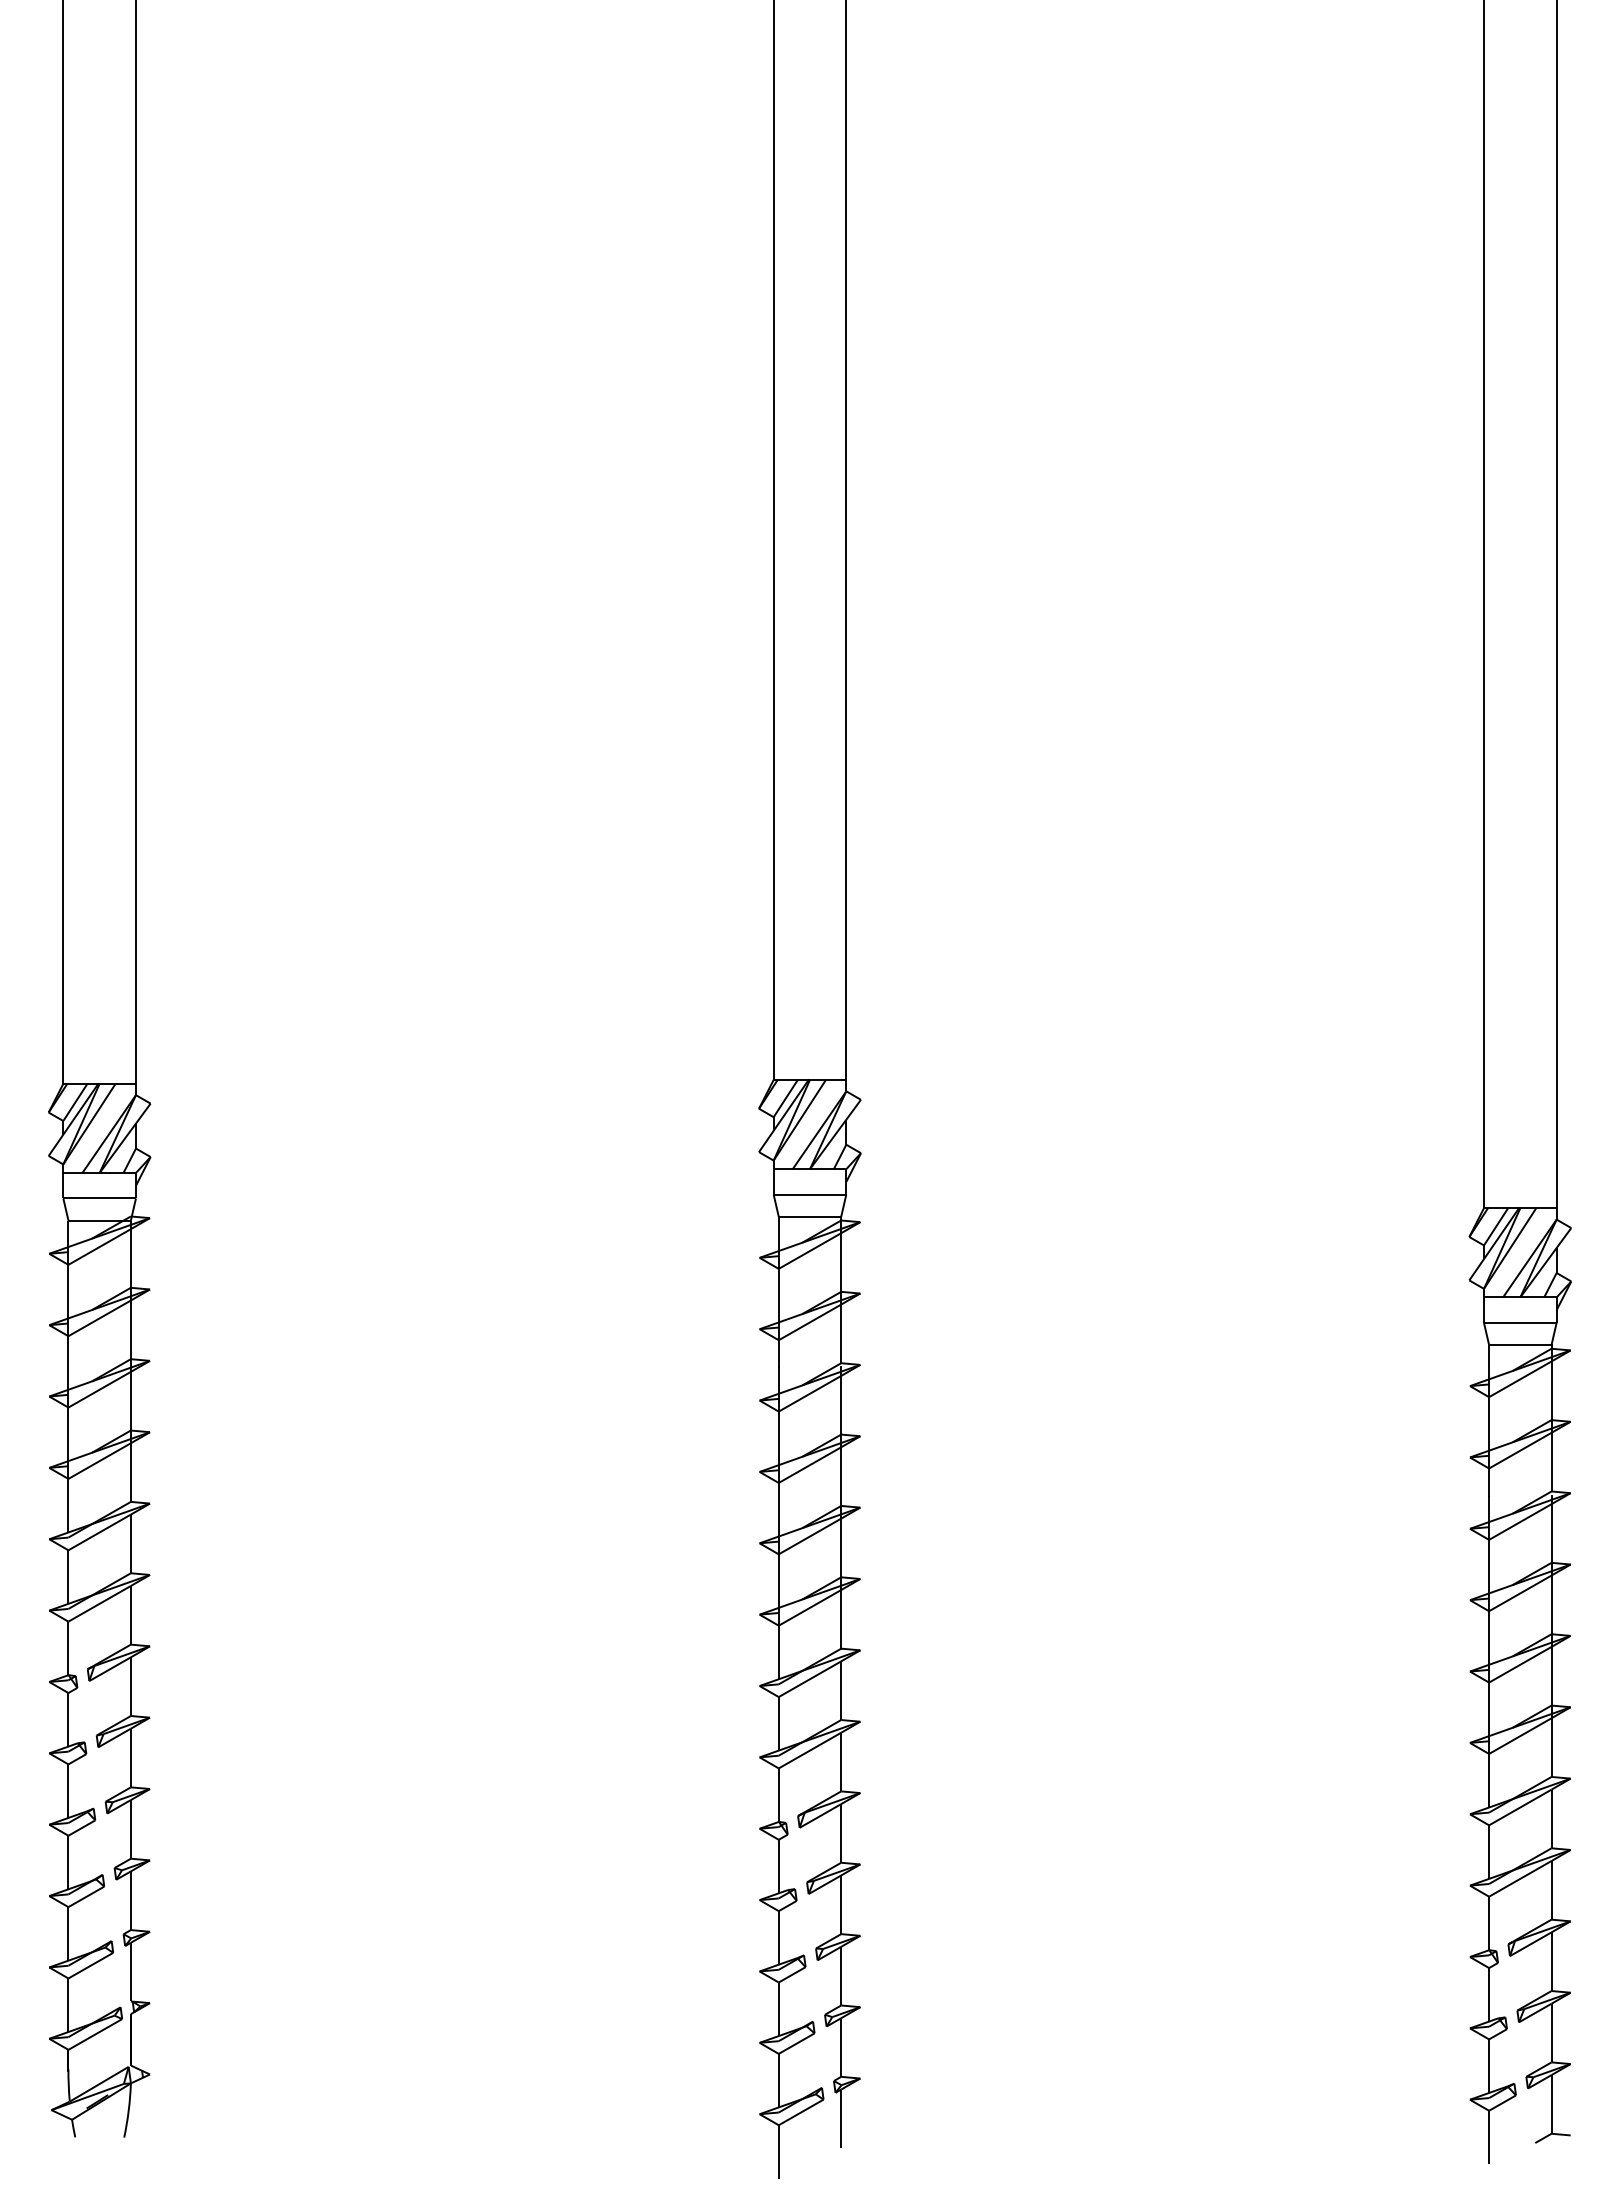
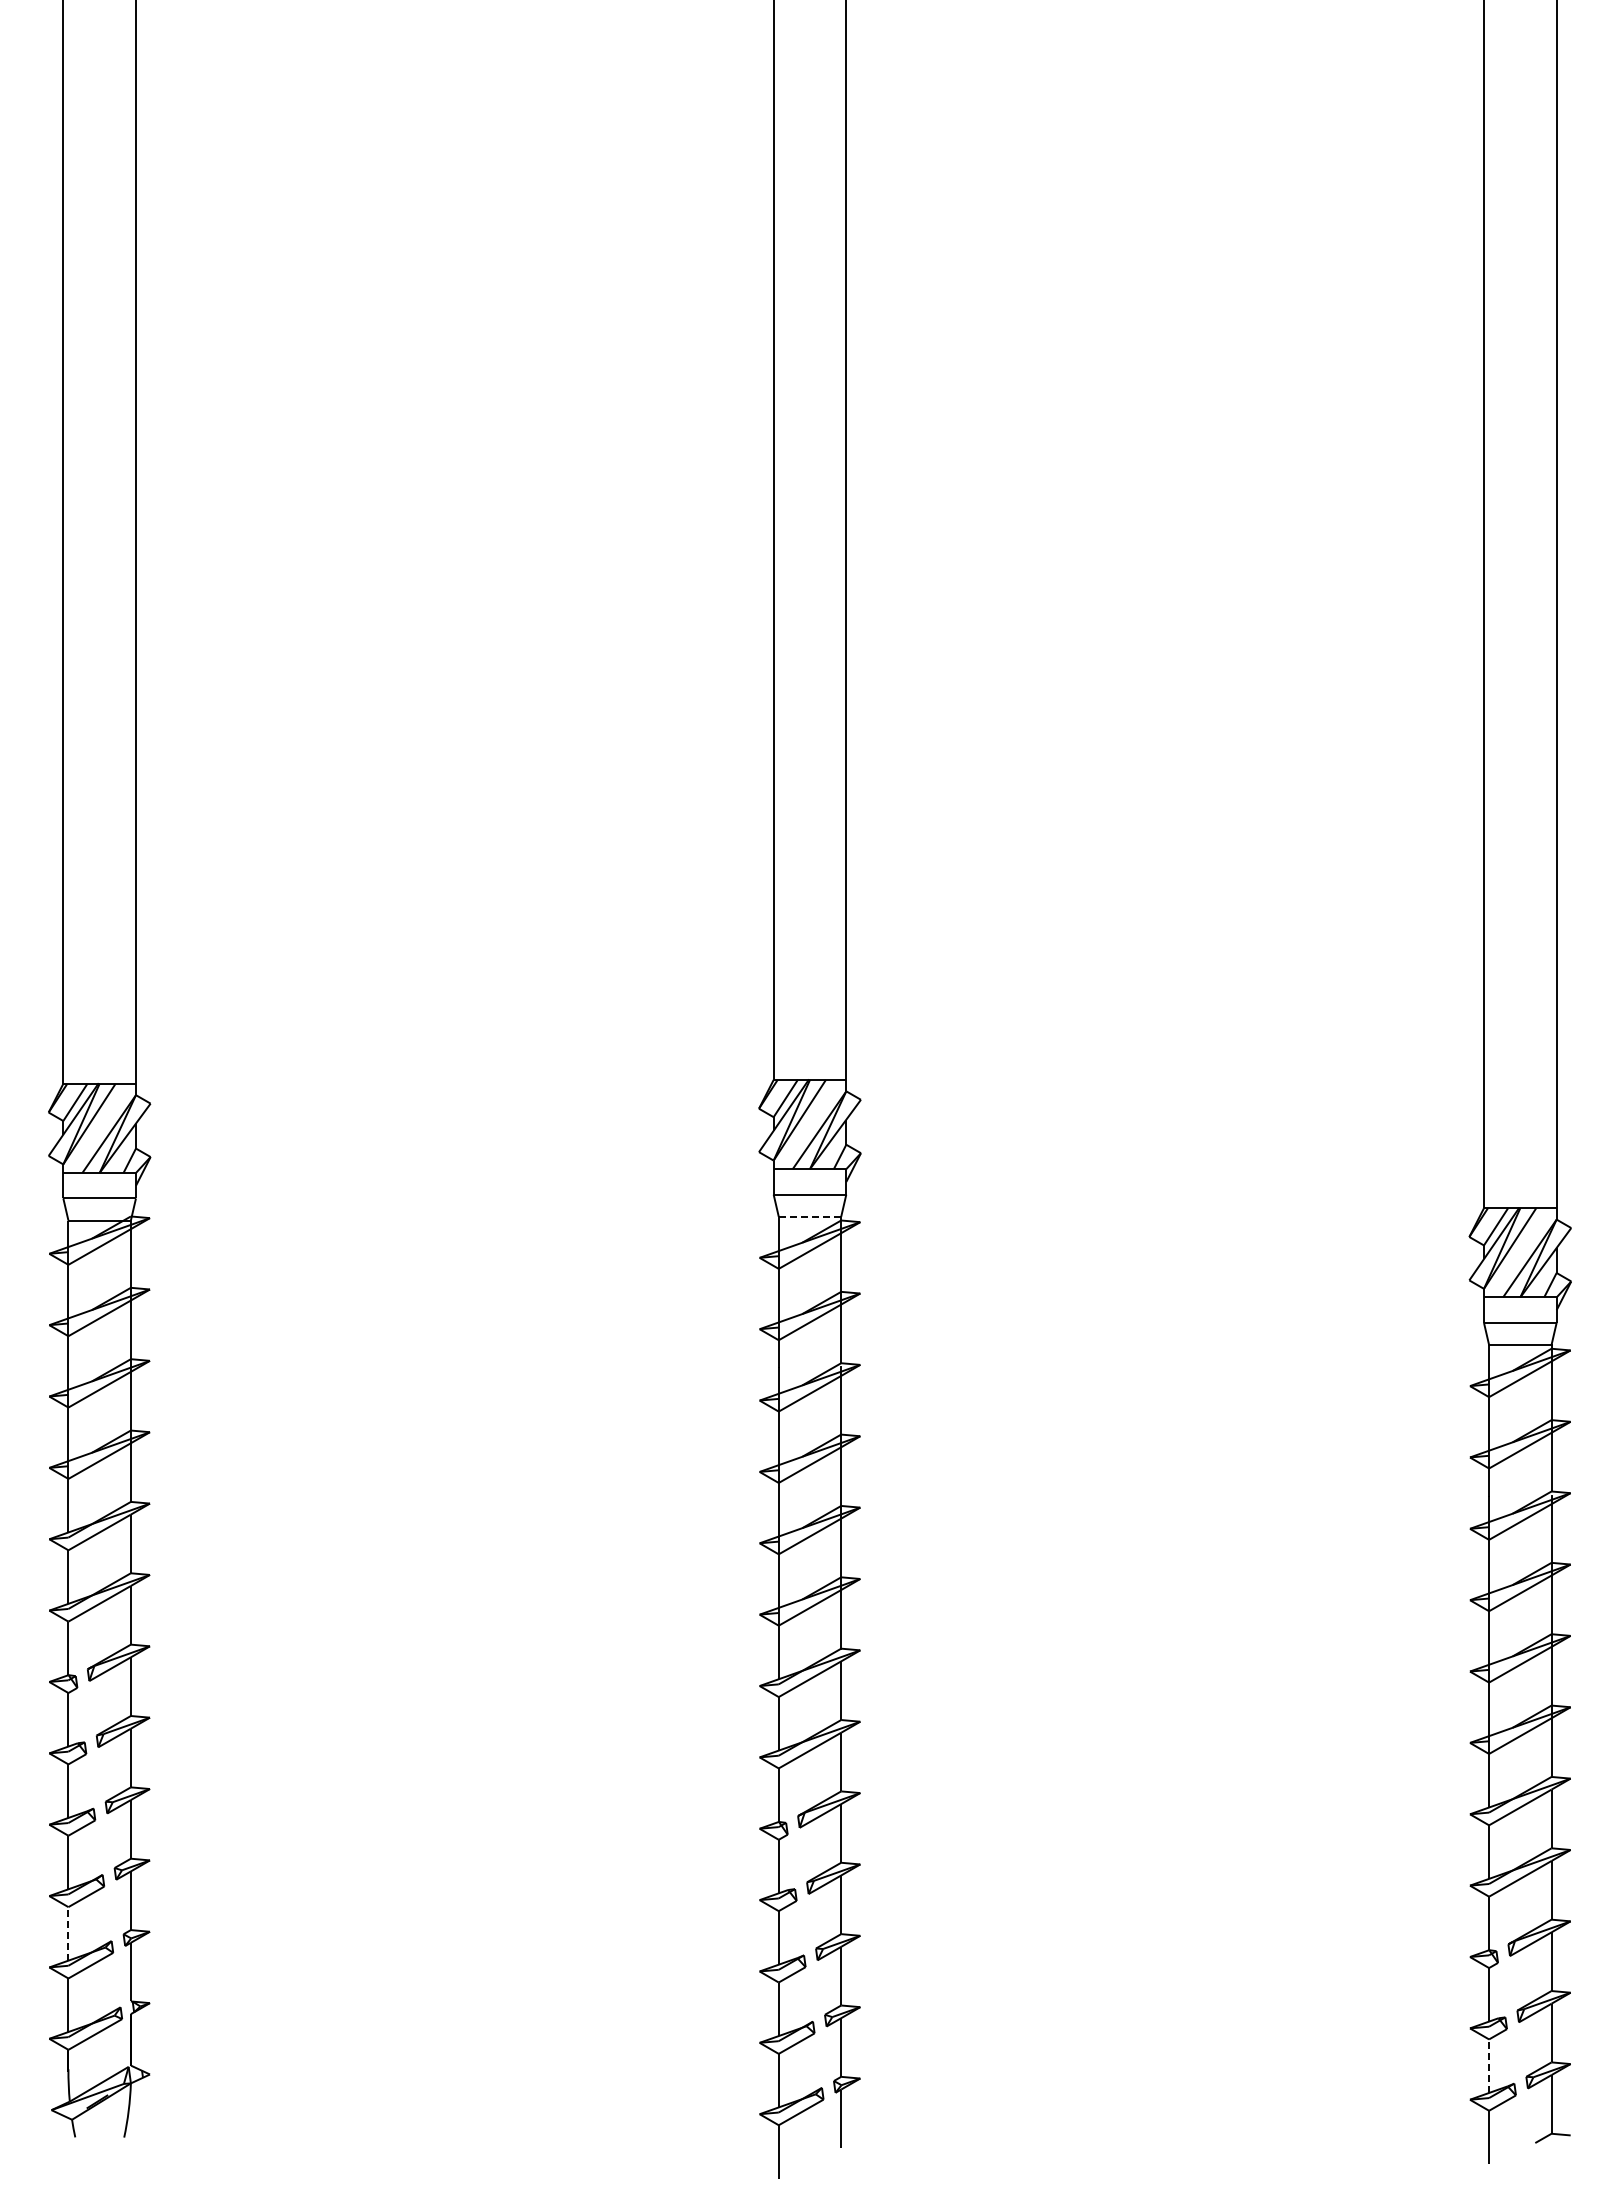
line: solid -> dashed (810, 1216)
line: solid -> dashed (68, 1933)
line: solid -> dashed (1489, 2066)
